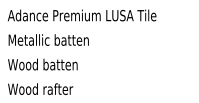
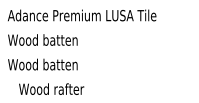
text: Metallic batten -> Wood batten (48, 39)
text position: (40, 88) -> (51, 88) (51, 88)
